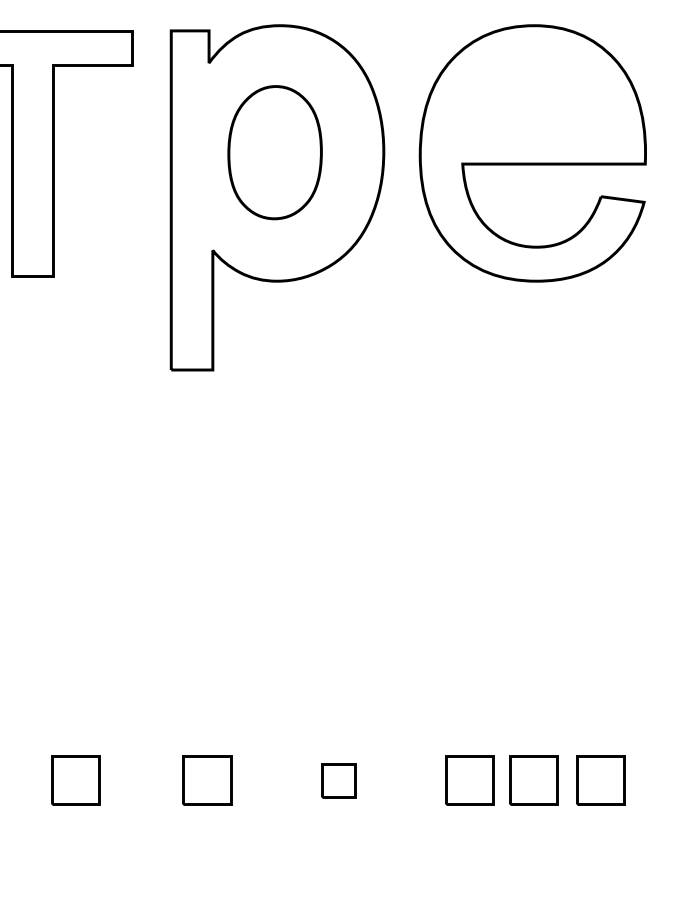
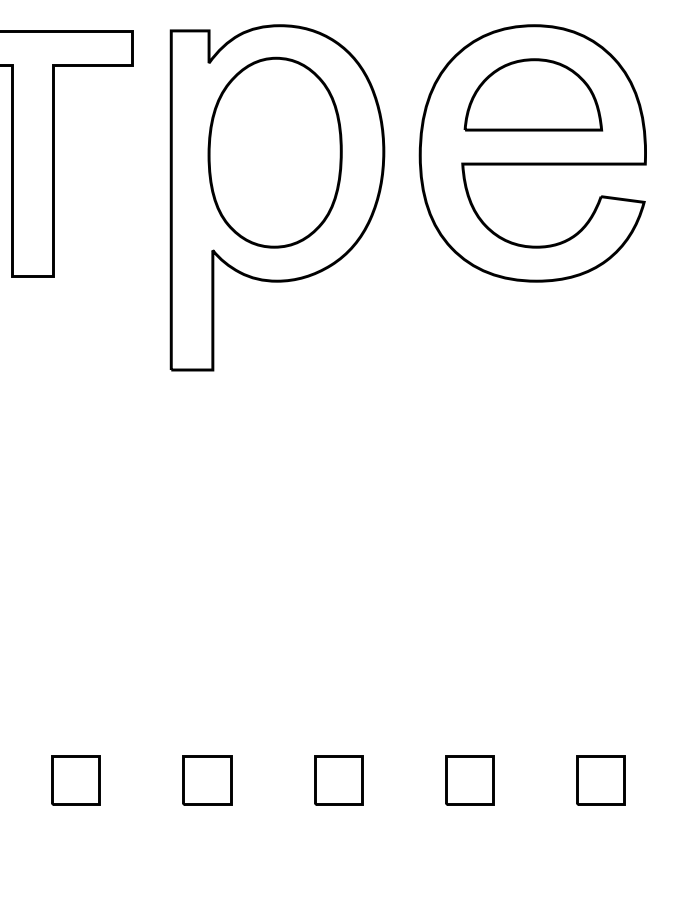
part: none -> present (533, 94)
part size: 96x136 px -> 136x193 px (274, 152)
part size: 36x36 px -> 50x51 px (338, 780)
part: present -> none (533, 780)
